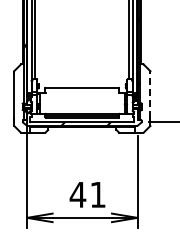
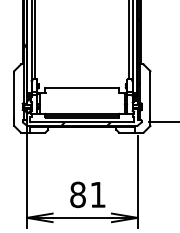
line: dashed -> solid (150, 95)
text: 41 -> 81 (77, 194)
